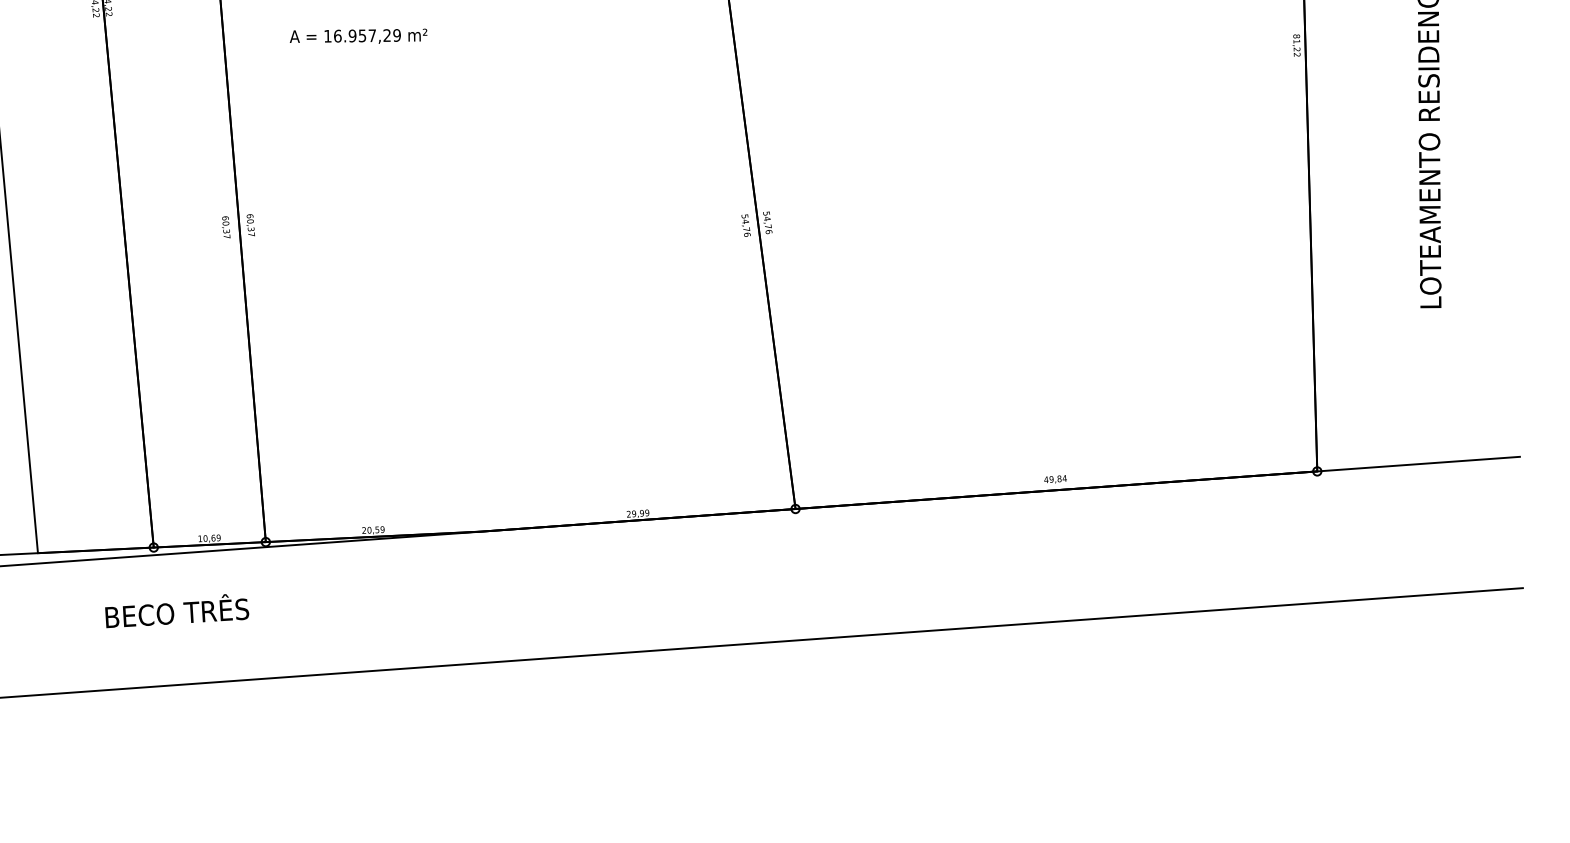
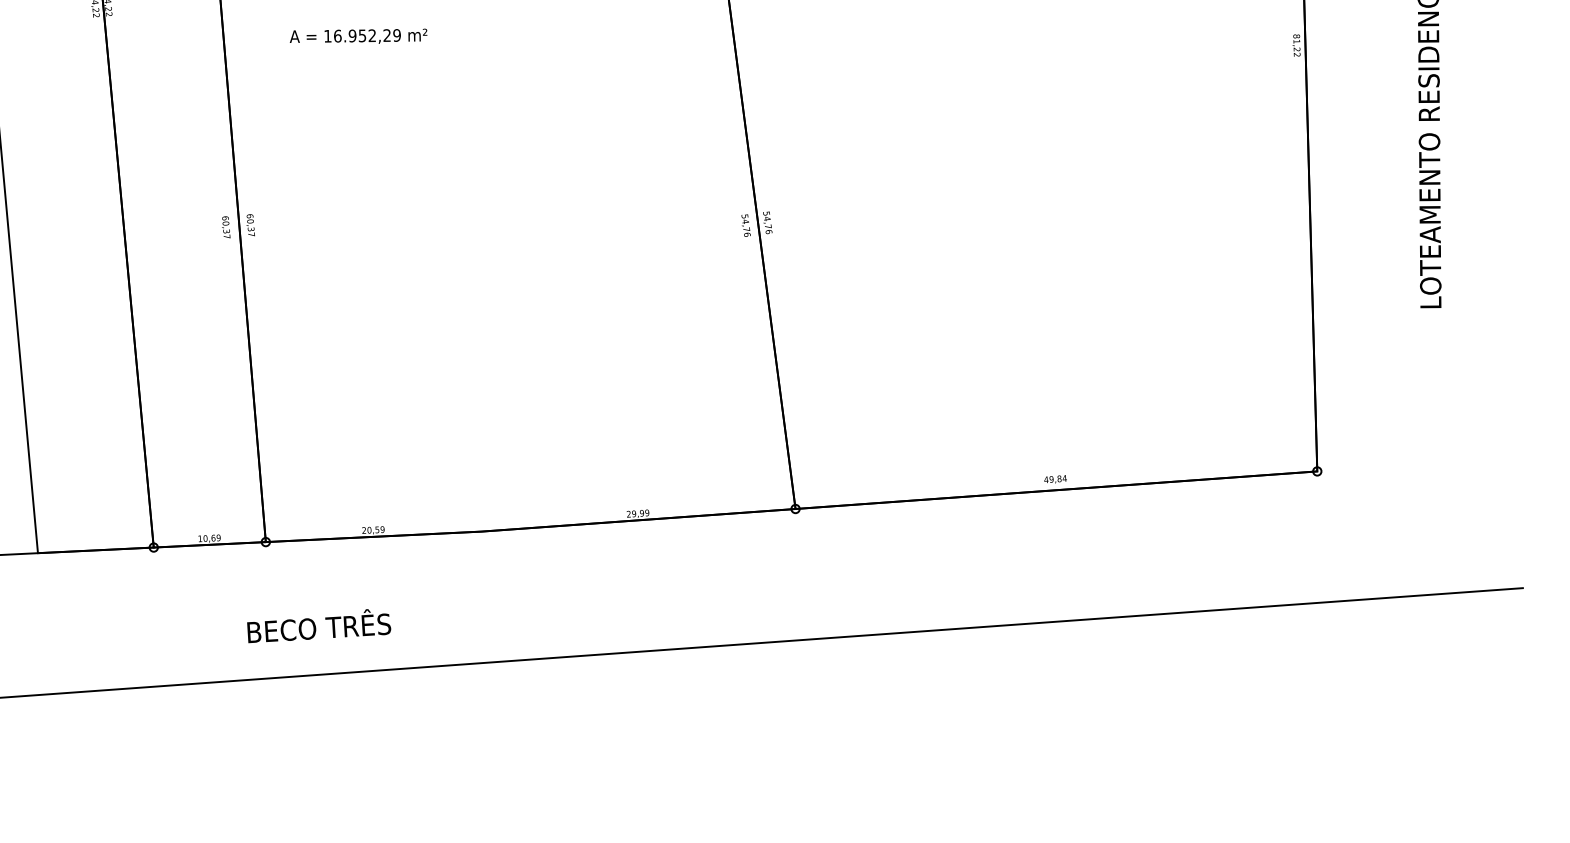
text: 16.957,29 -> 16.952,29 (371, 35)
line: present -> none (760, 511)
text position: (177, 611) -> (319, 626) (319, 626)
